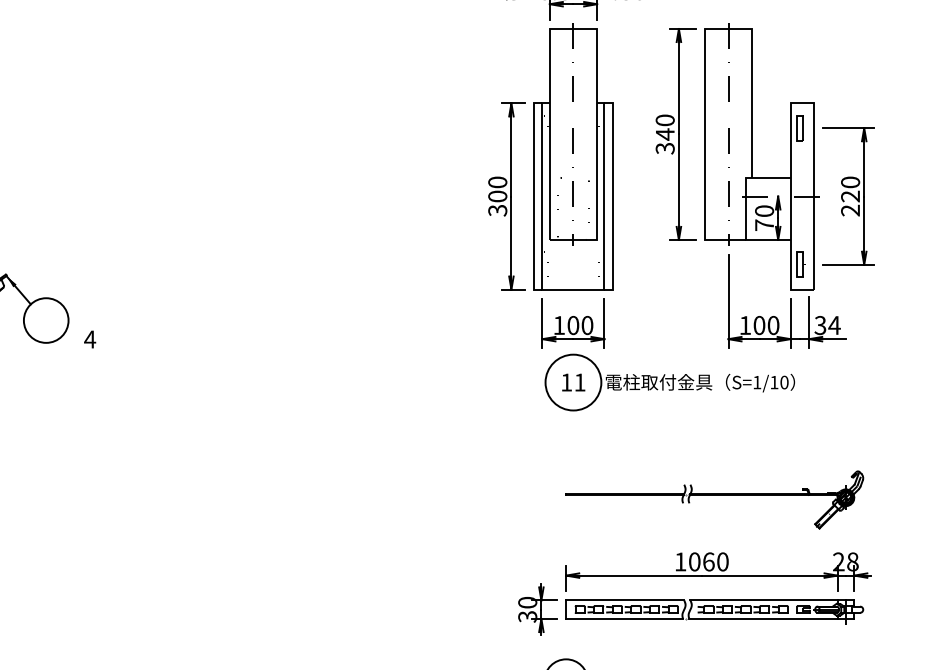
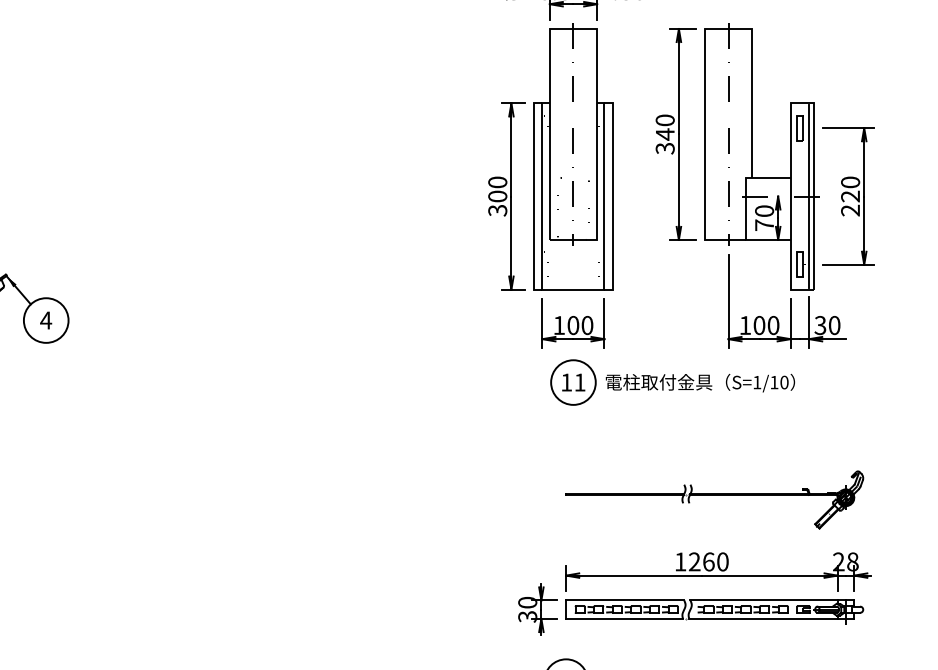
line: none -> present (809, 196)
text: 34 -> 30 (834, 325)
text position: (90, 339) -> (46, 320) (46, 320)
circle diameter: 56 px -> 45 px (573, 382)
text: 1060 -> 1260 (694, 561)
